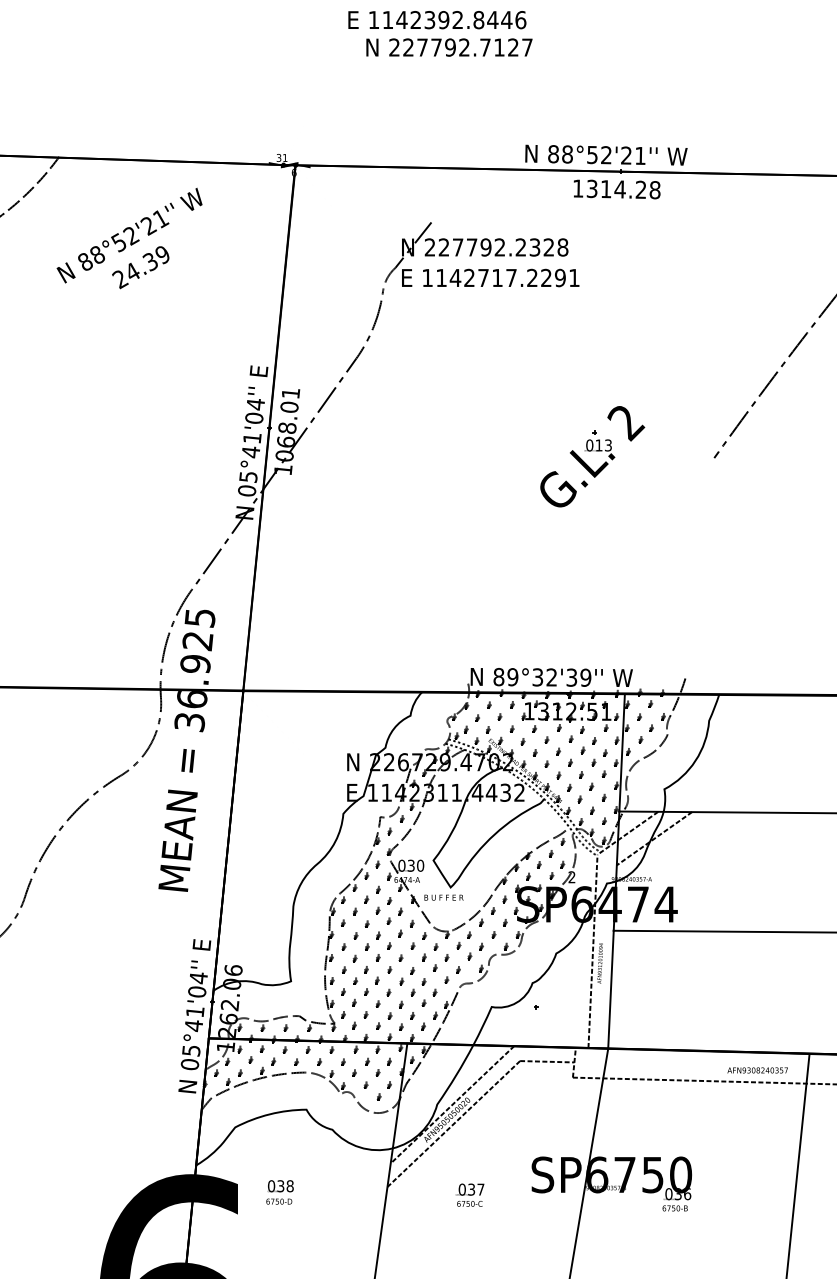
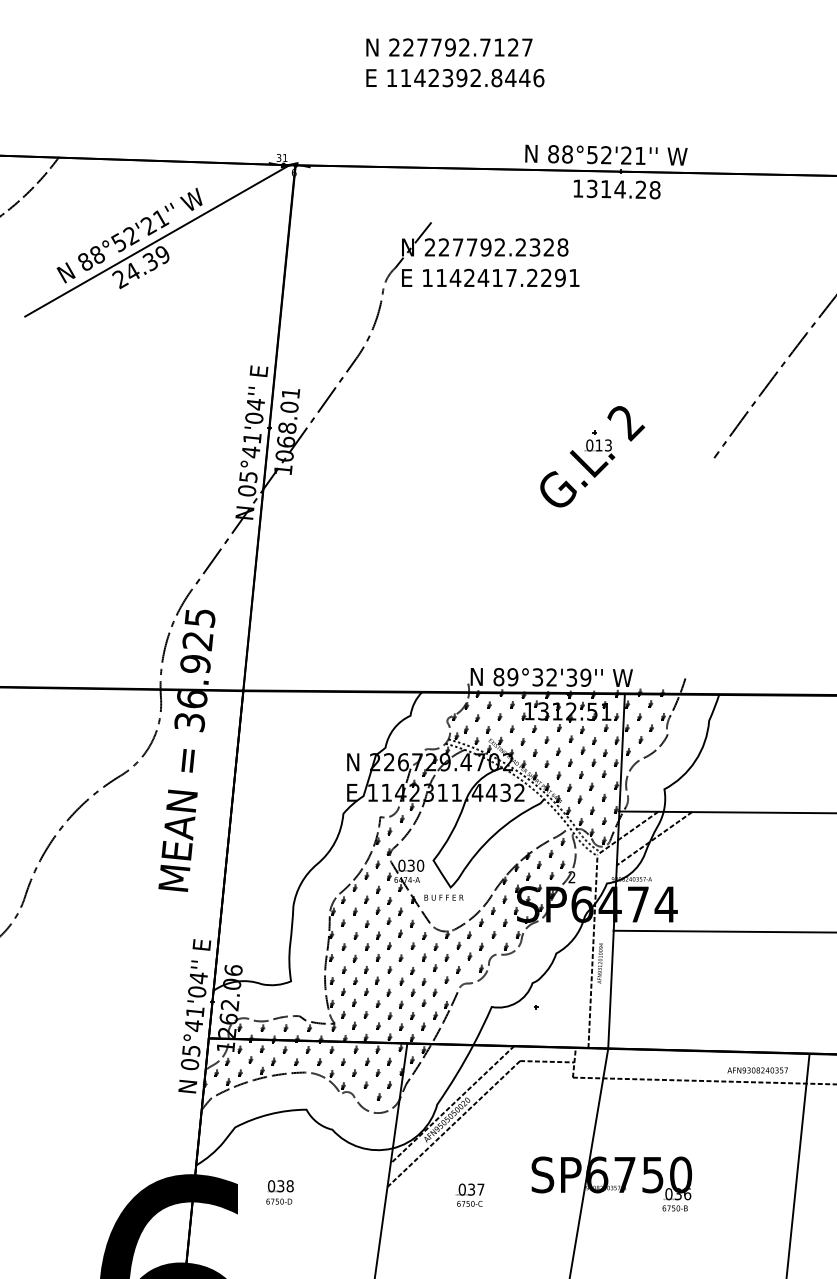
text position: (437, 20) -> (455, 78) (455, 78)
line: none -> present (157, 240)
text: 1142717.2291 -> 1142417.2291 (483, 277)
